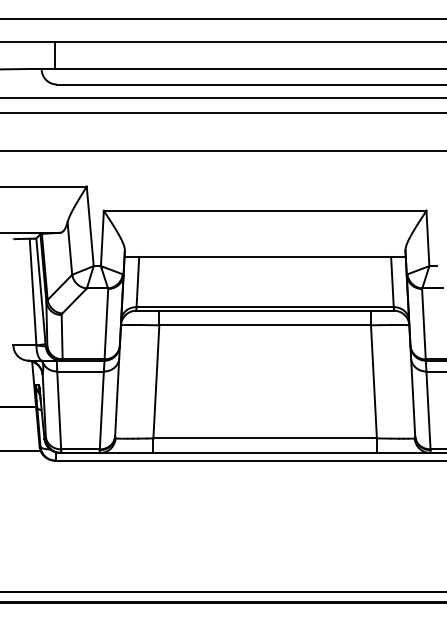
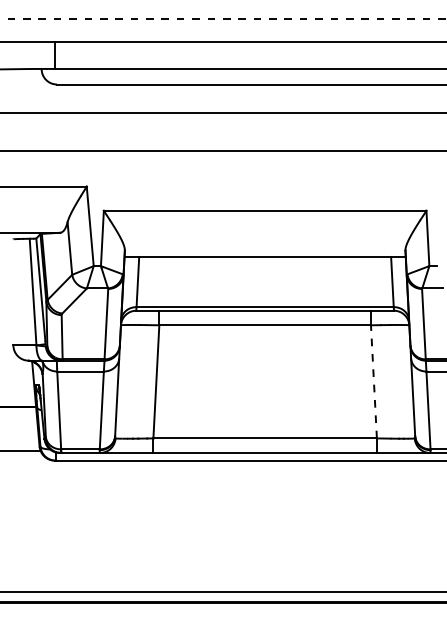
line: solid -> dashed (223, 18)
line: present -> none (222, 98)
line: solid -> dashed (373, 381)
